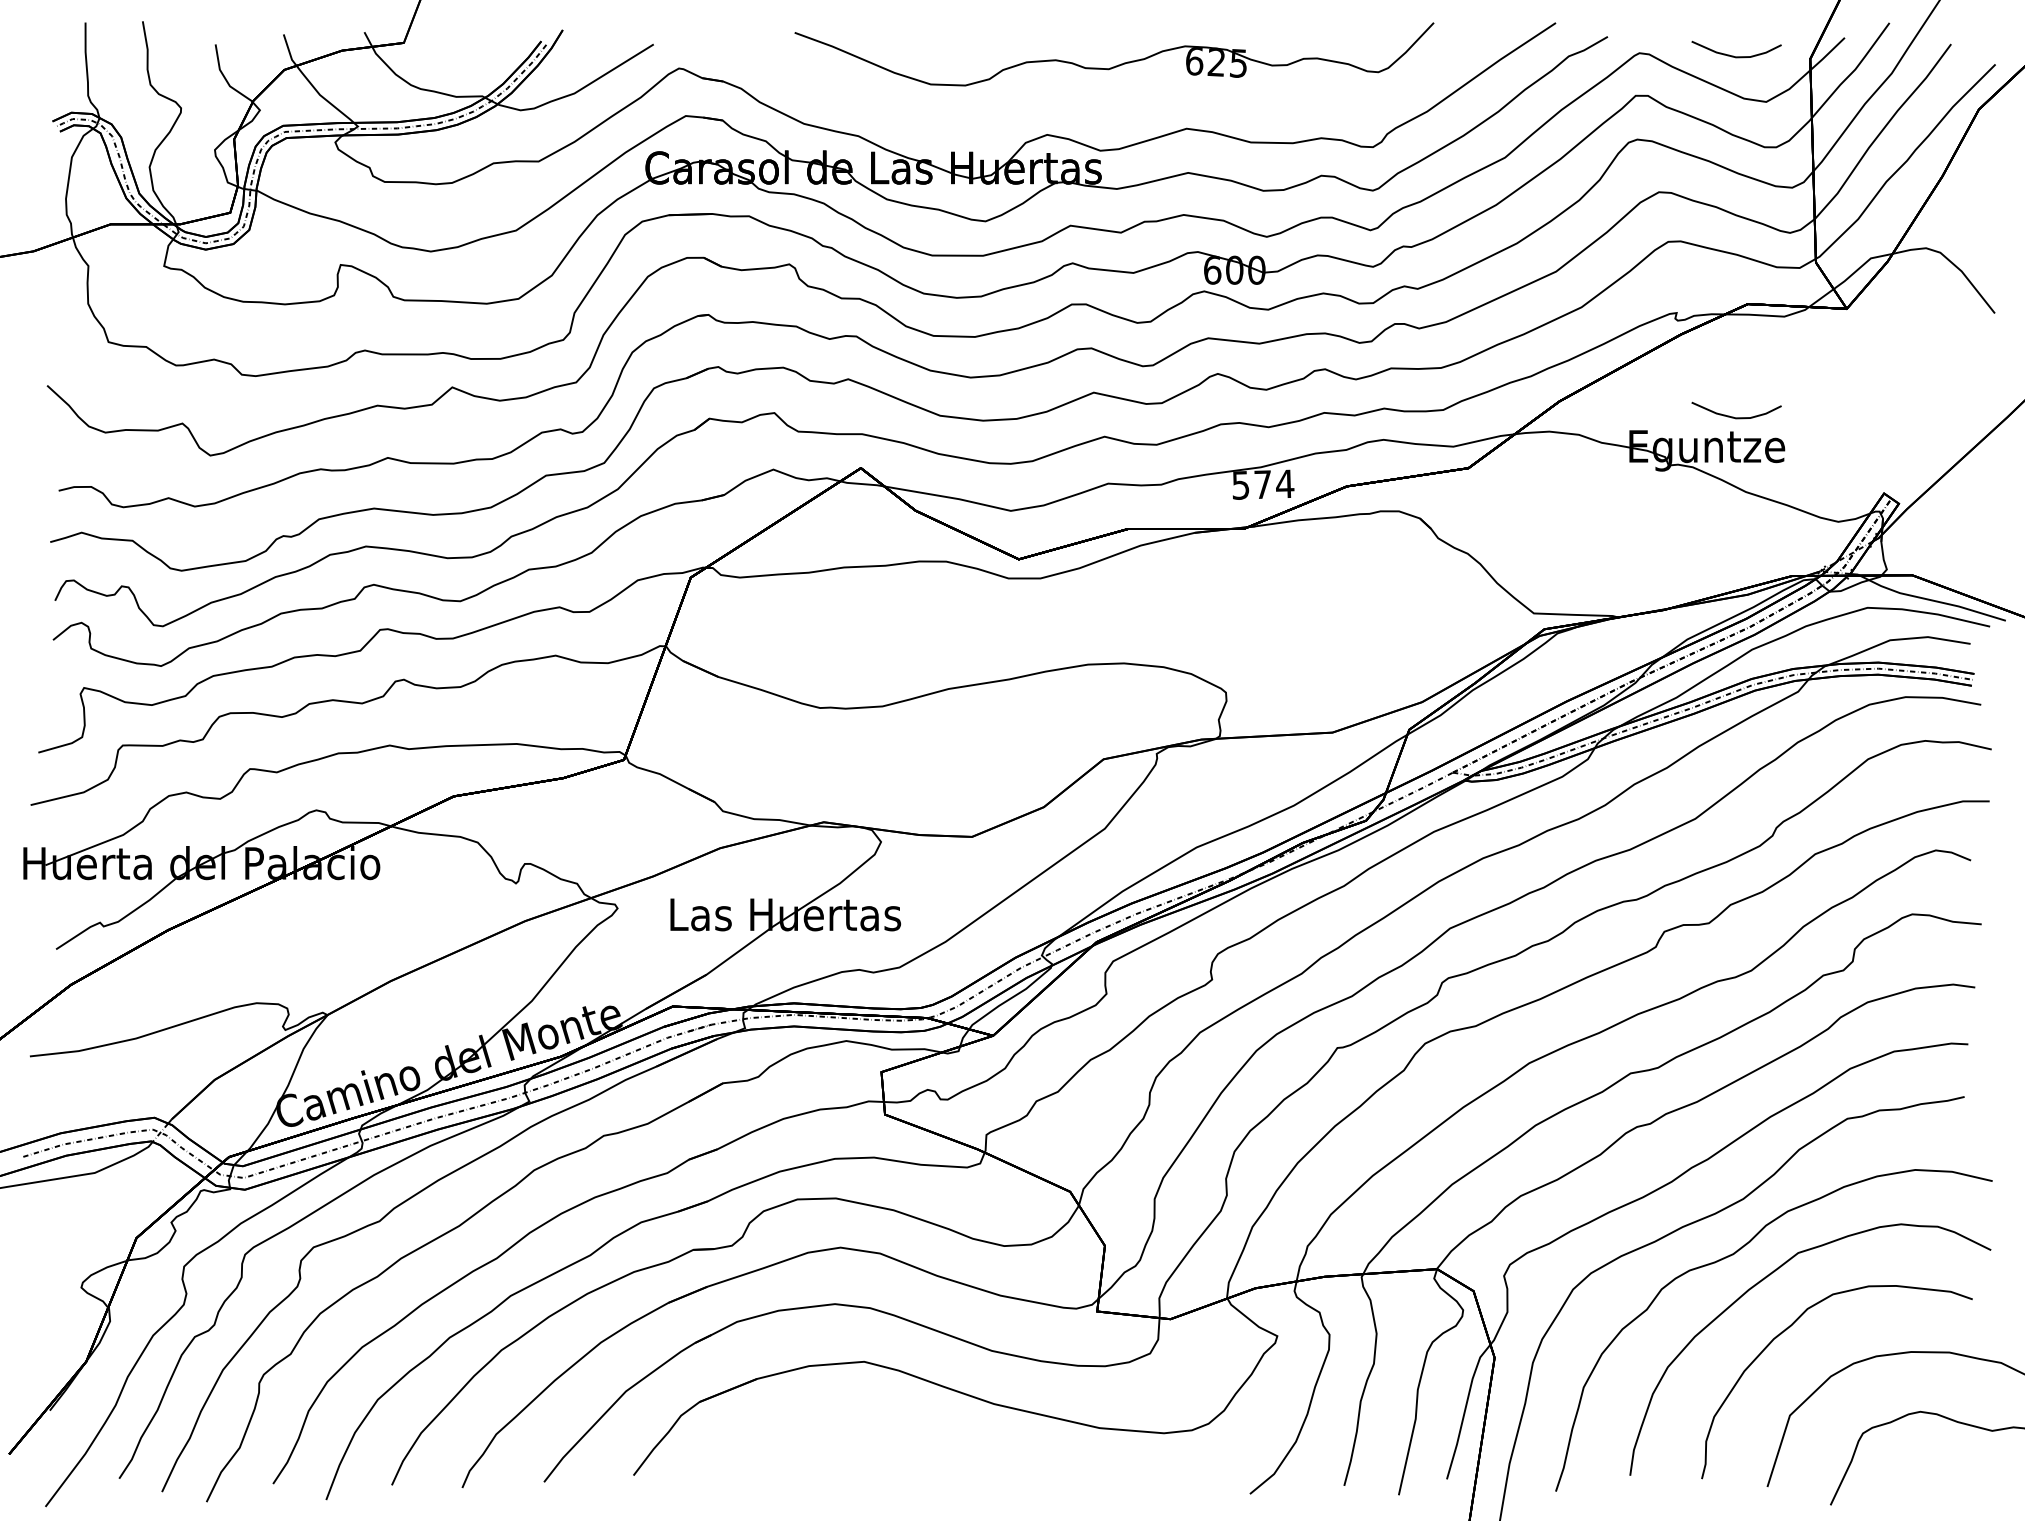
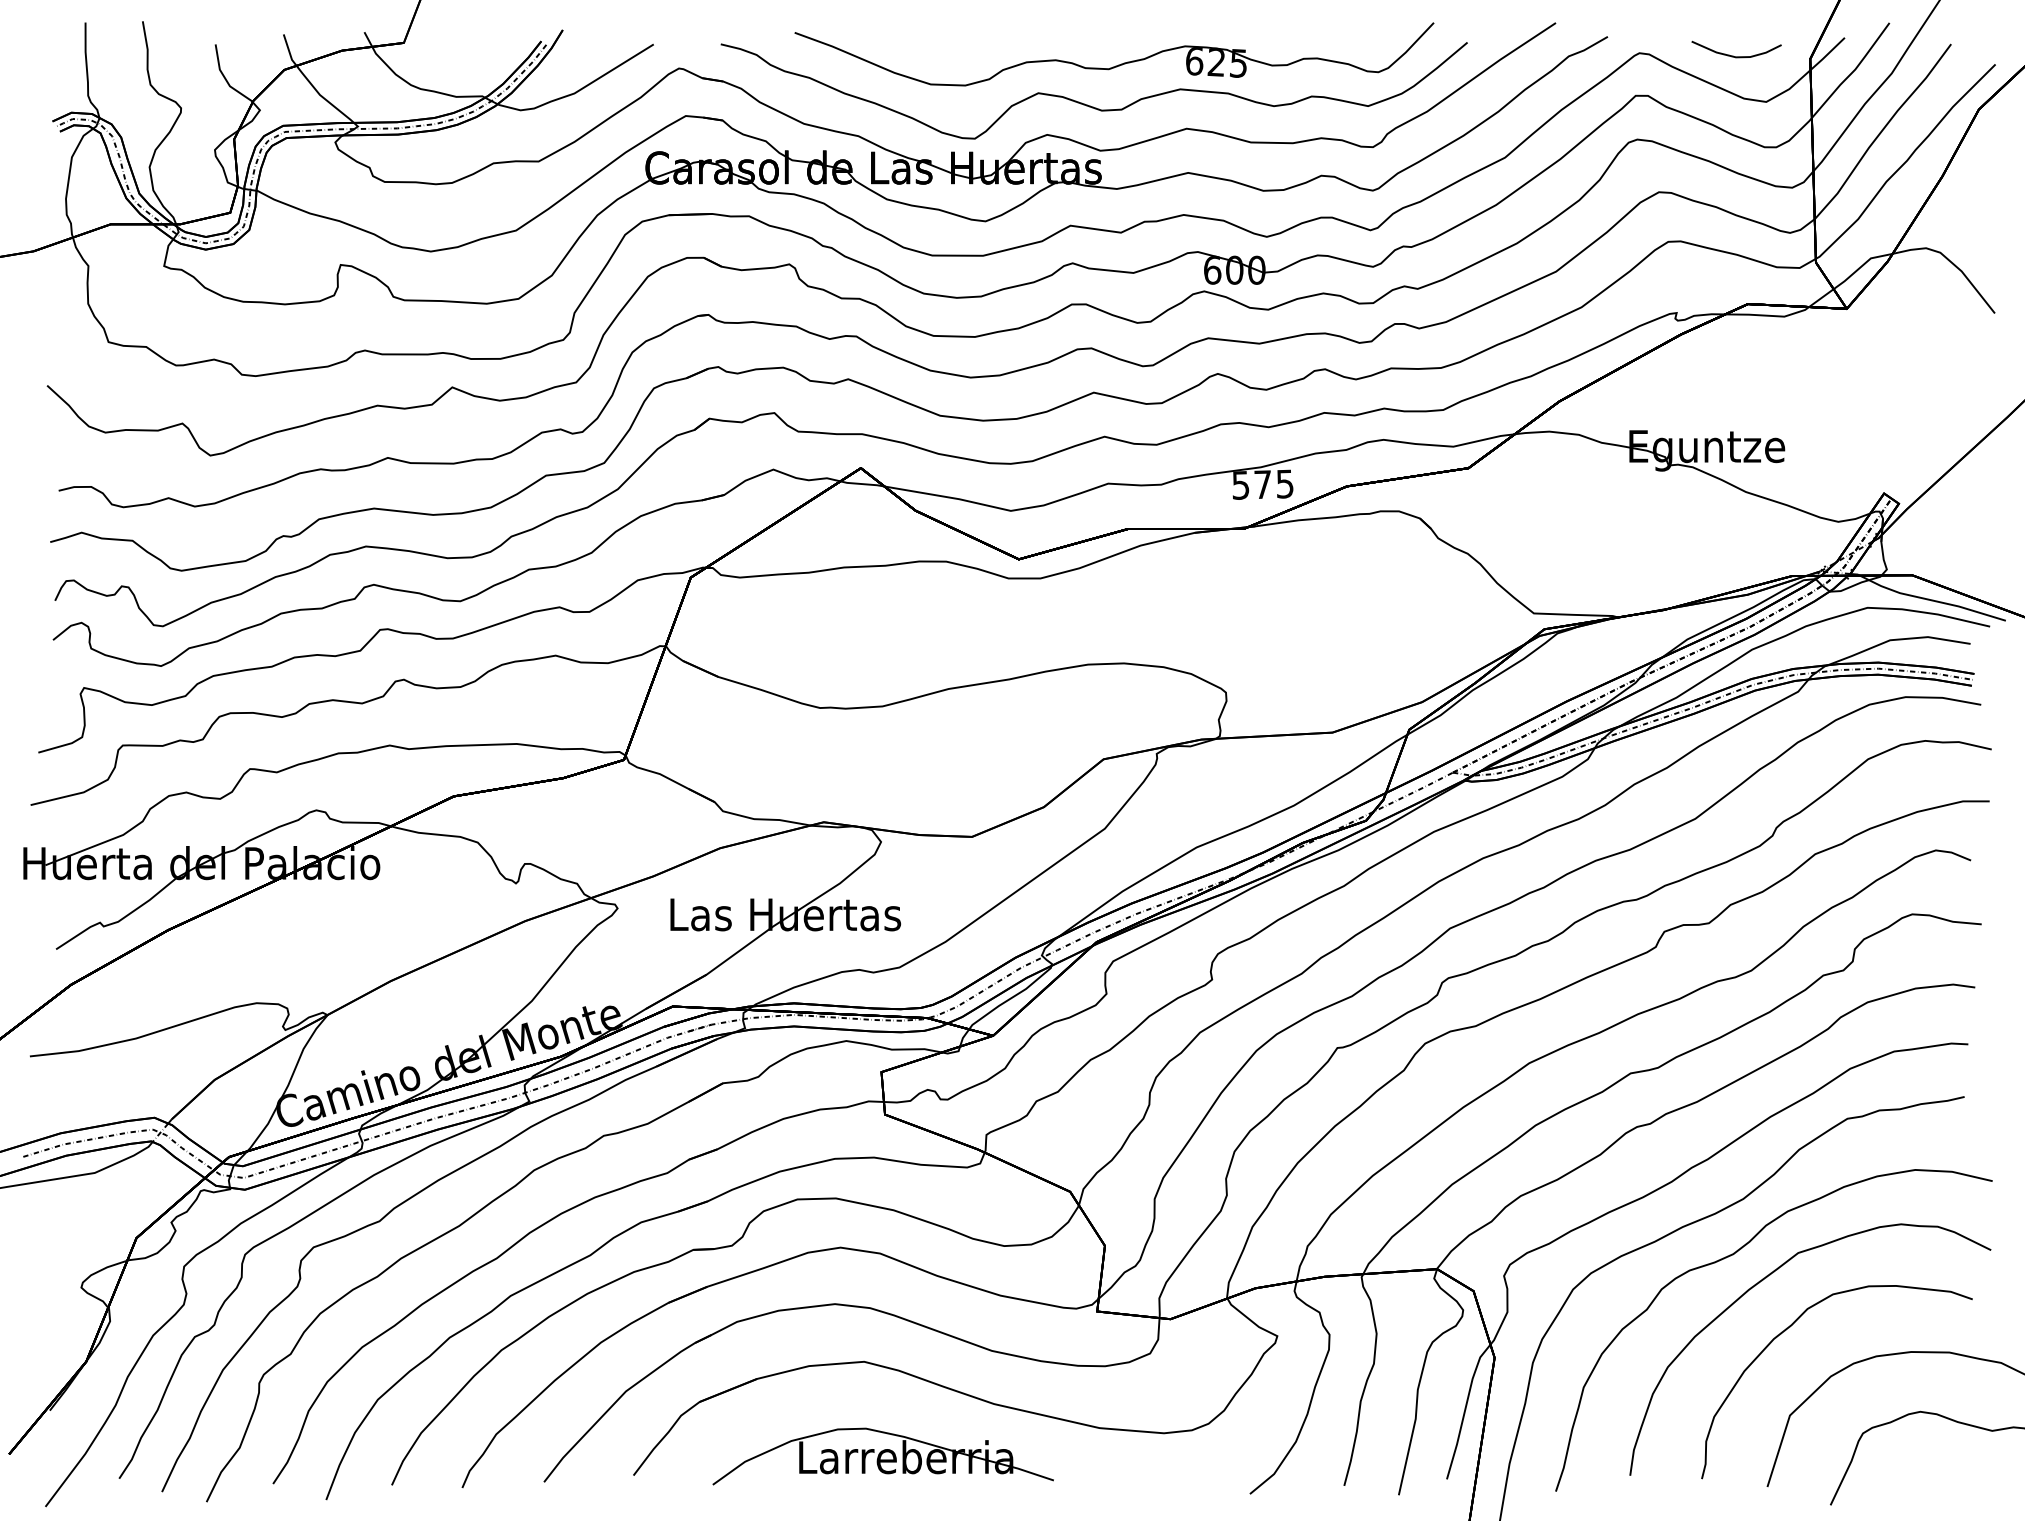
curve: none -> present (1087, 104)
curve: present -> none (1733, 416)
text: 574 -> 575 (1285, 483)
part: none -> present (882, 1456)
